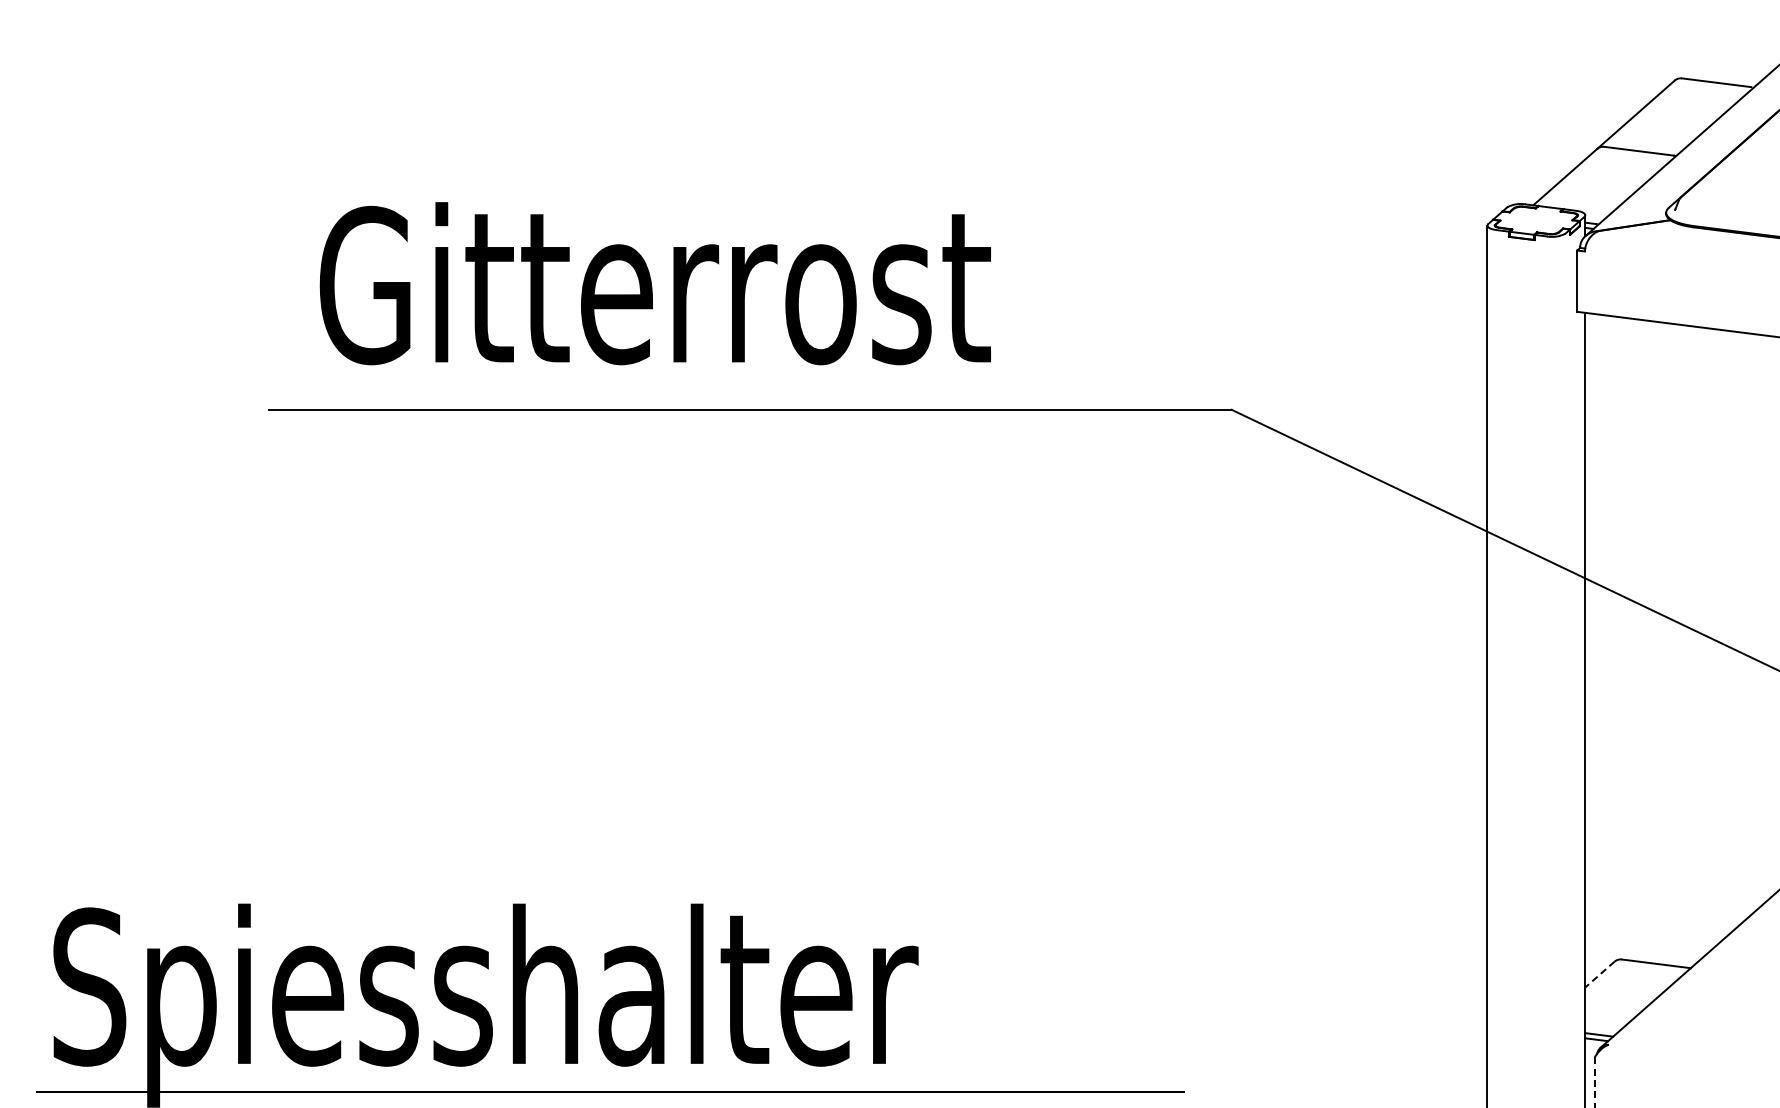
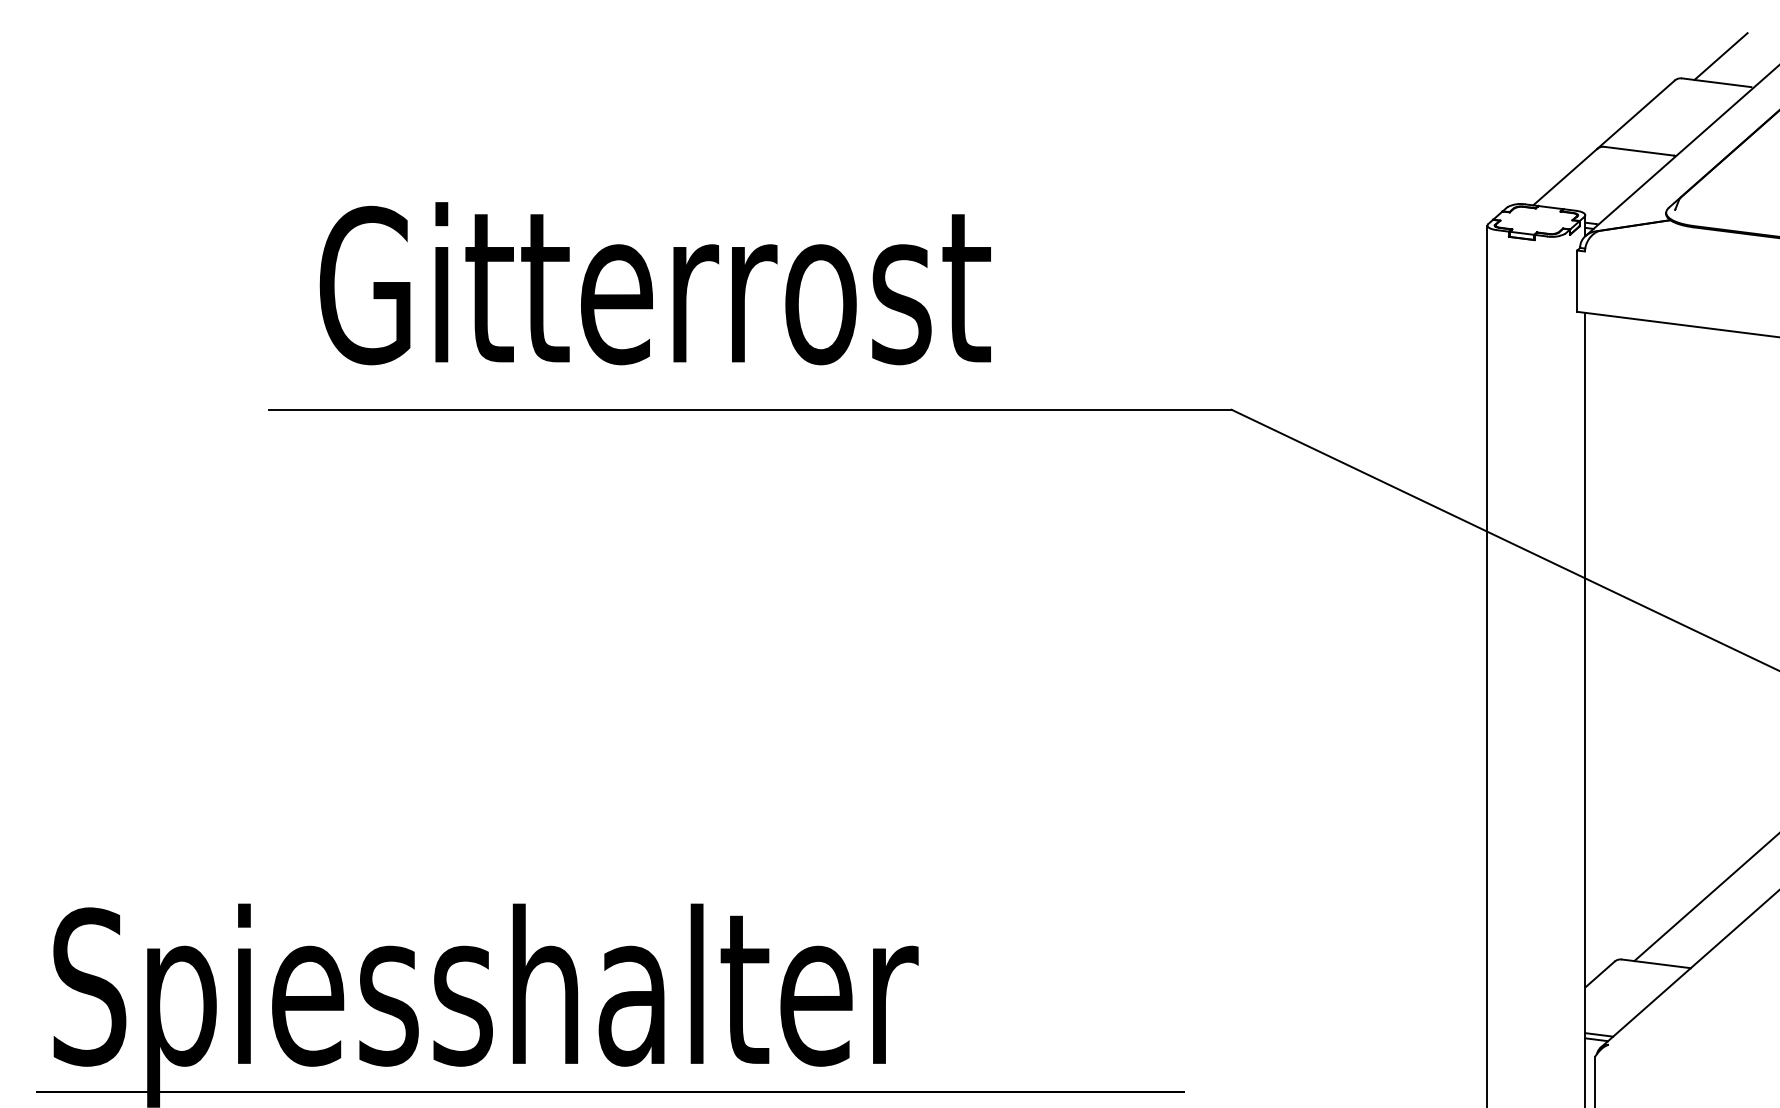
line: none -> present (1720, 56)
line: none -> present (1705, 898)
line: dashed -> solid (1600, 974)
line: dashed -> solid (1594, 1082)
